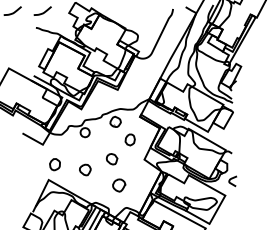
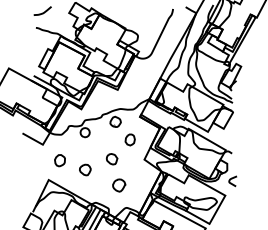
curve: present -> none (12, 12)
part position: (54, 164) -> (59, 160) (59, 160)
